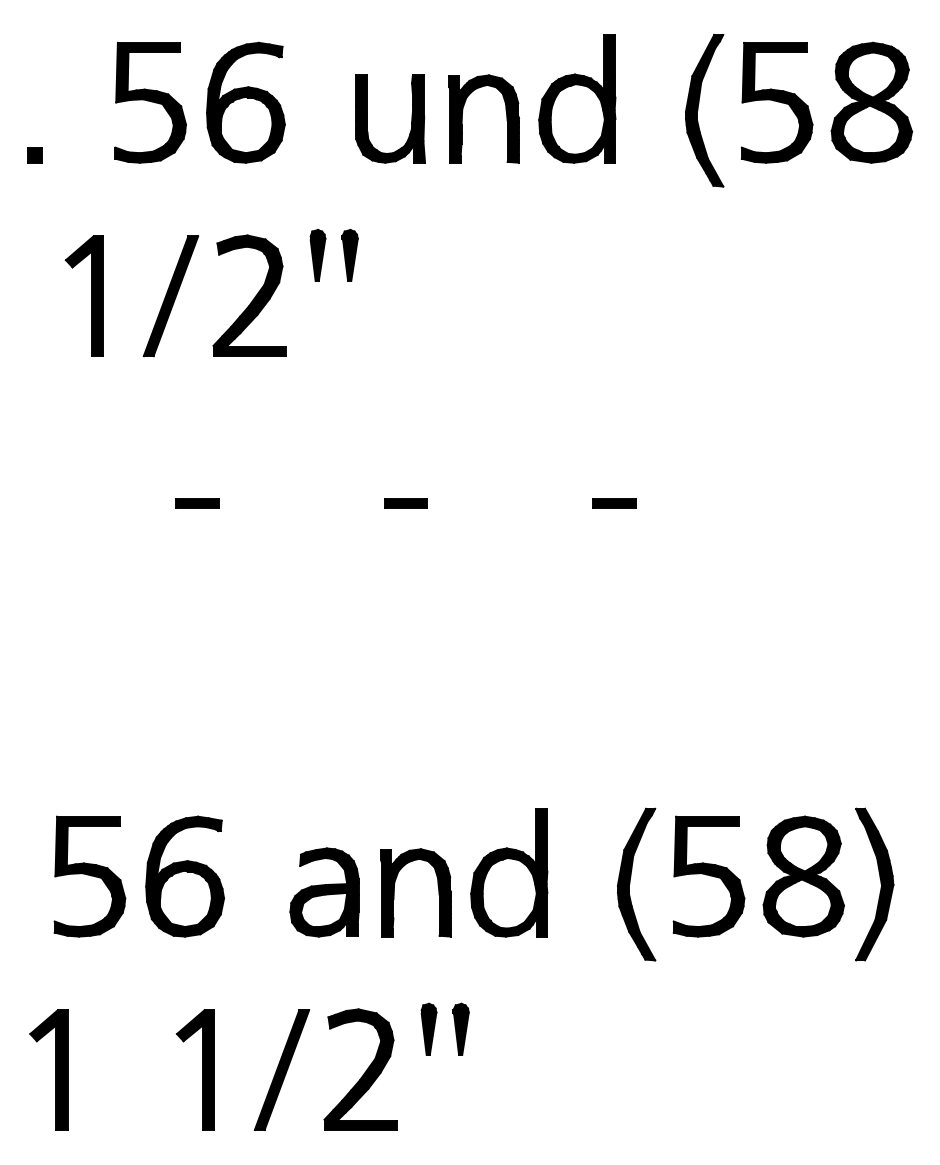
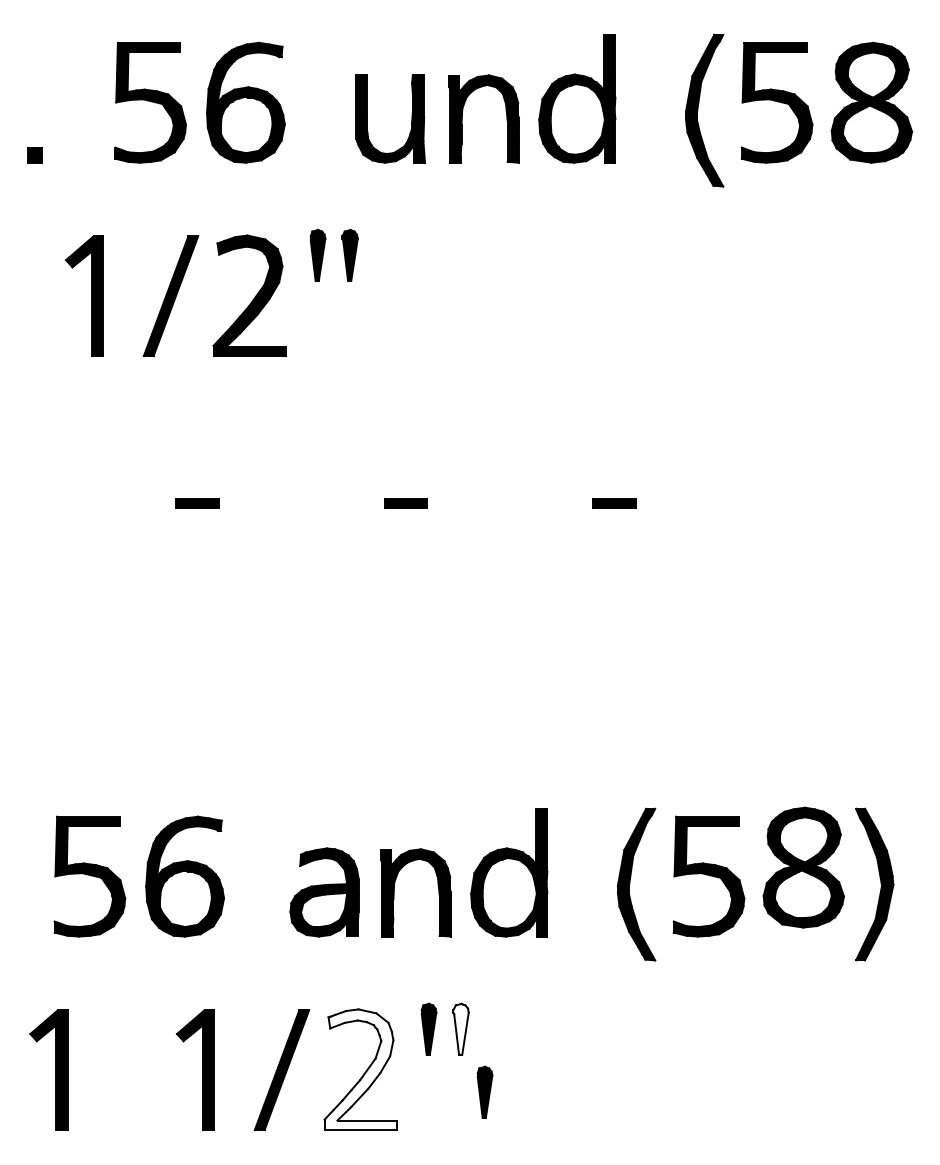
part position: (803, 876) -> (803, 867) (803, 867)
fill: present -> none (460, 1028)
fill: present -> none (360, 1069)
part: none -> present (484, 1091)
